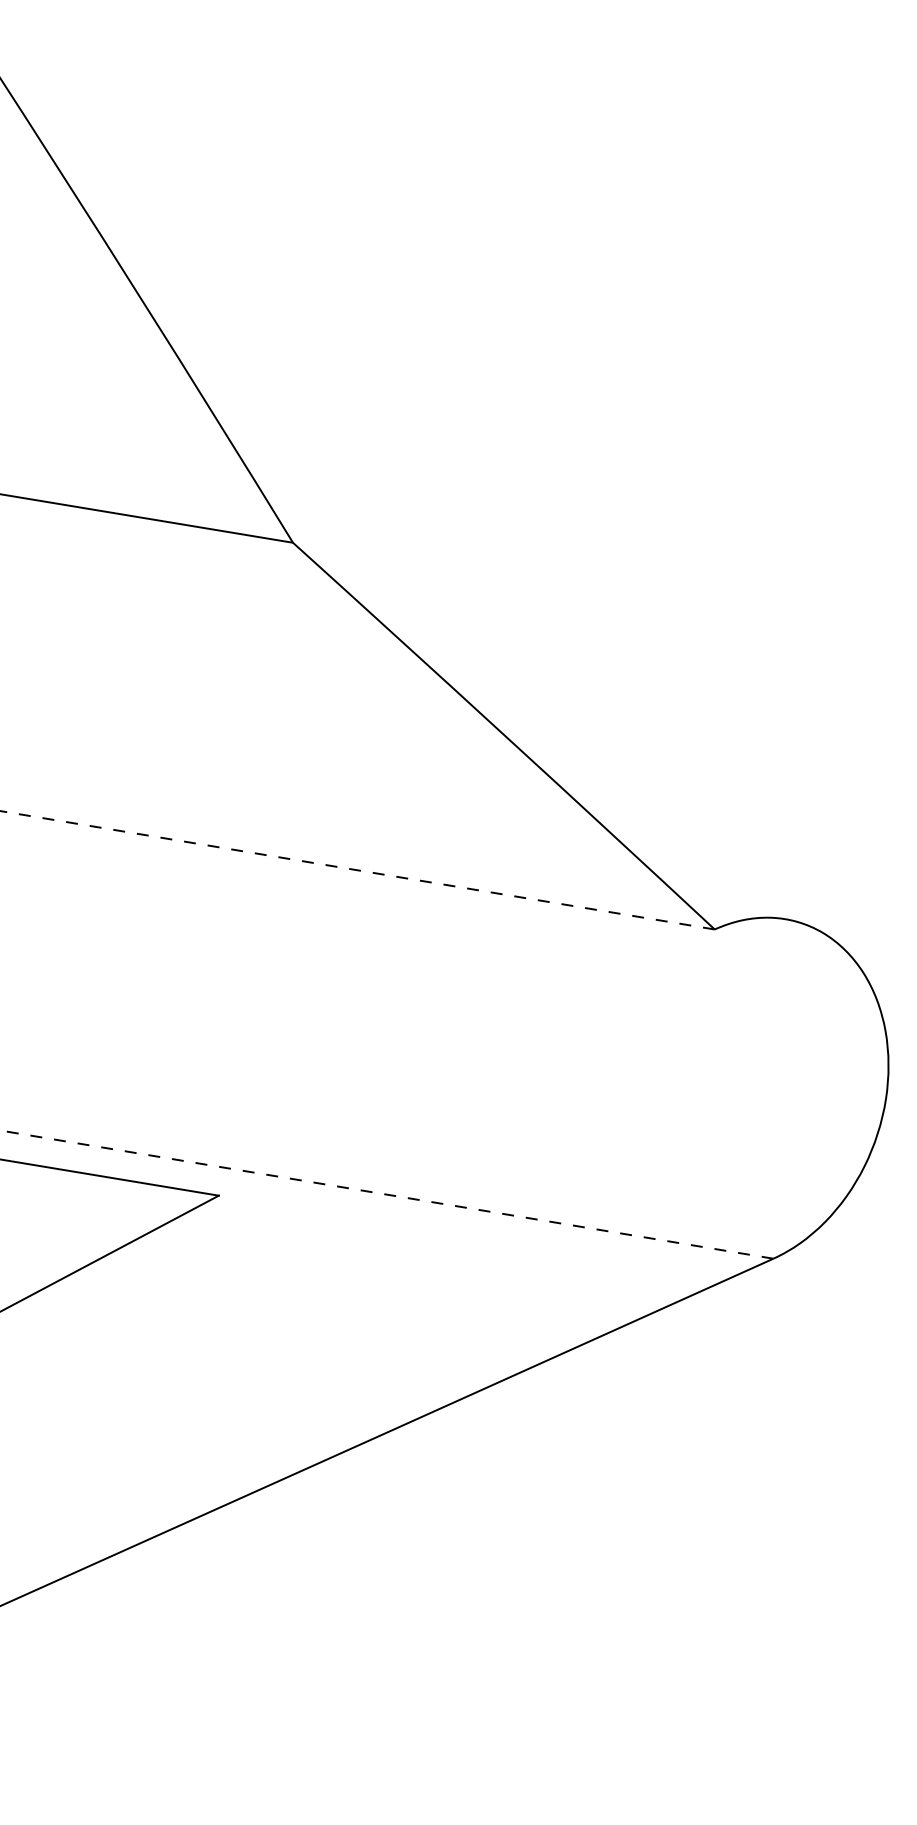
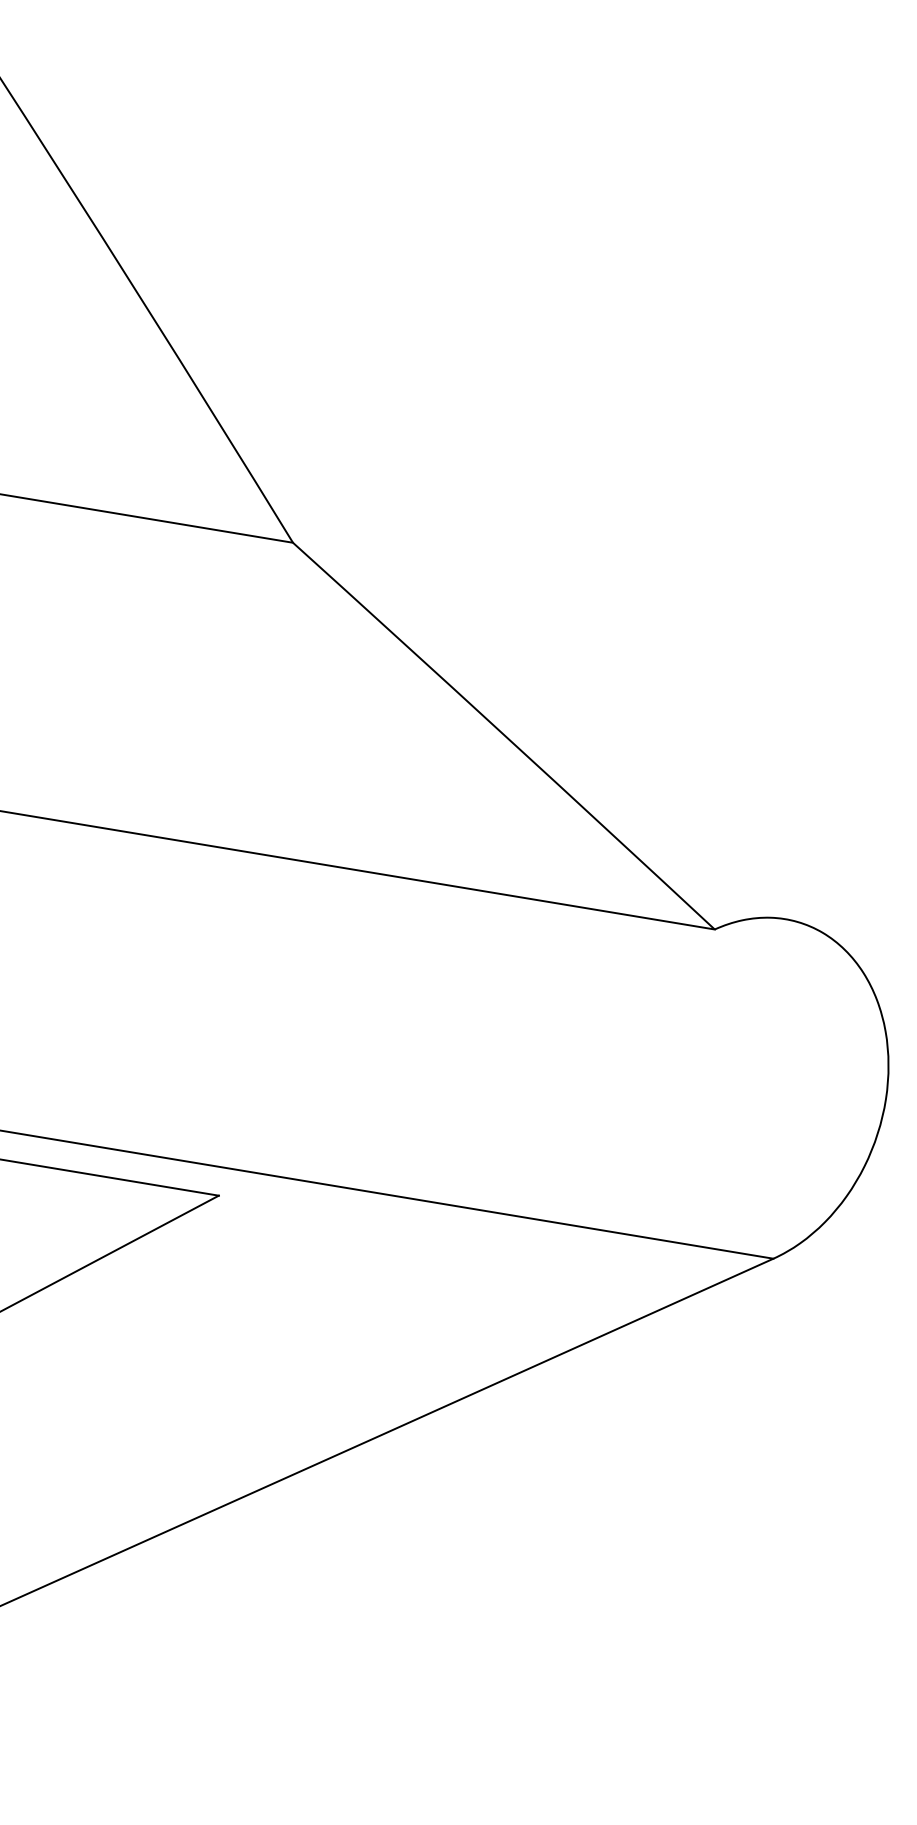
line: dashed -> solid (357, 870)
line: dashed -> solid (386, 1194)
